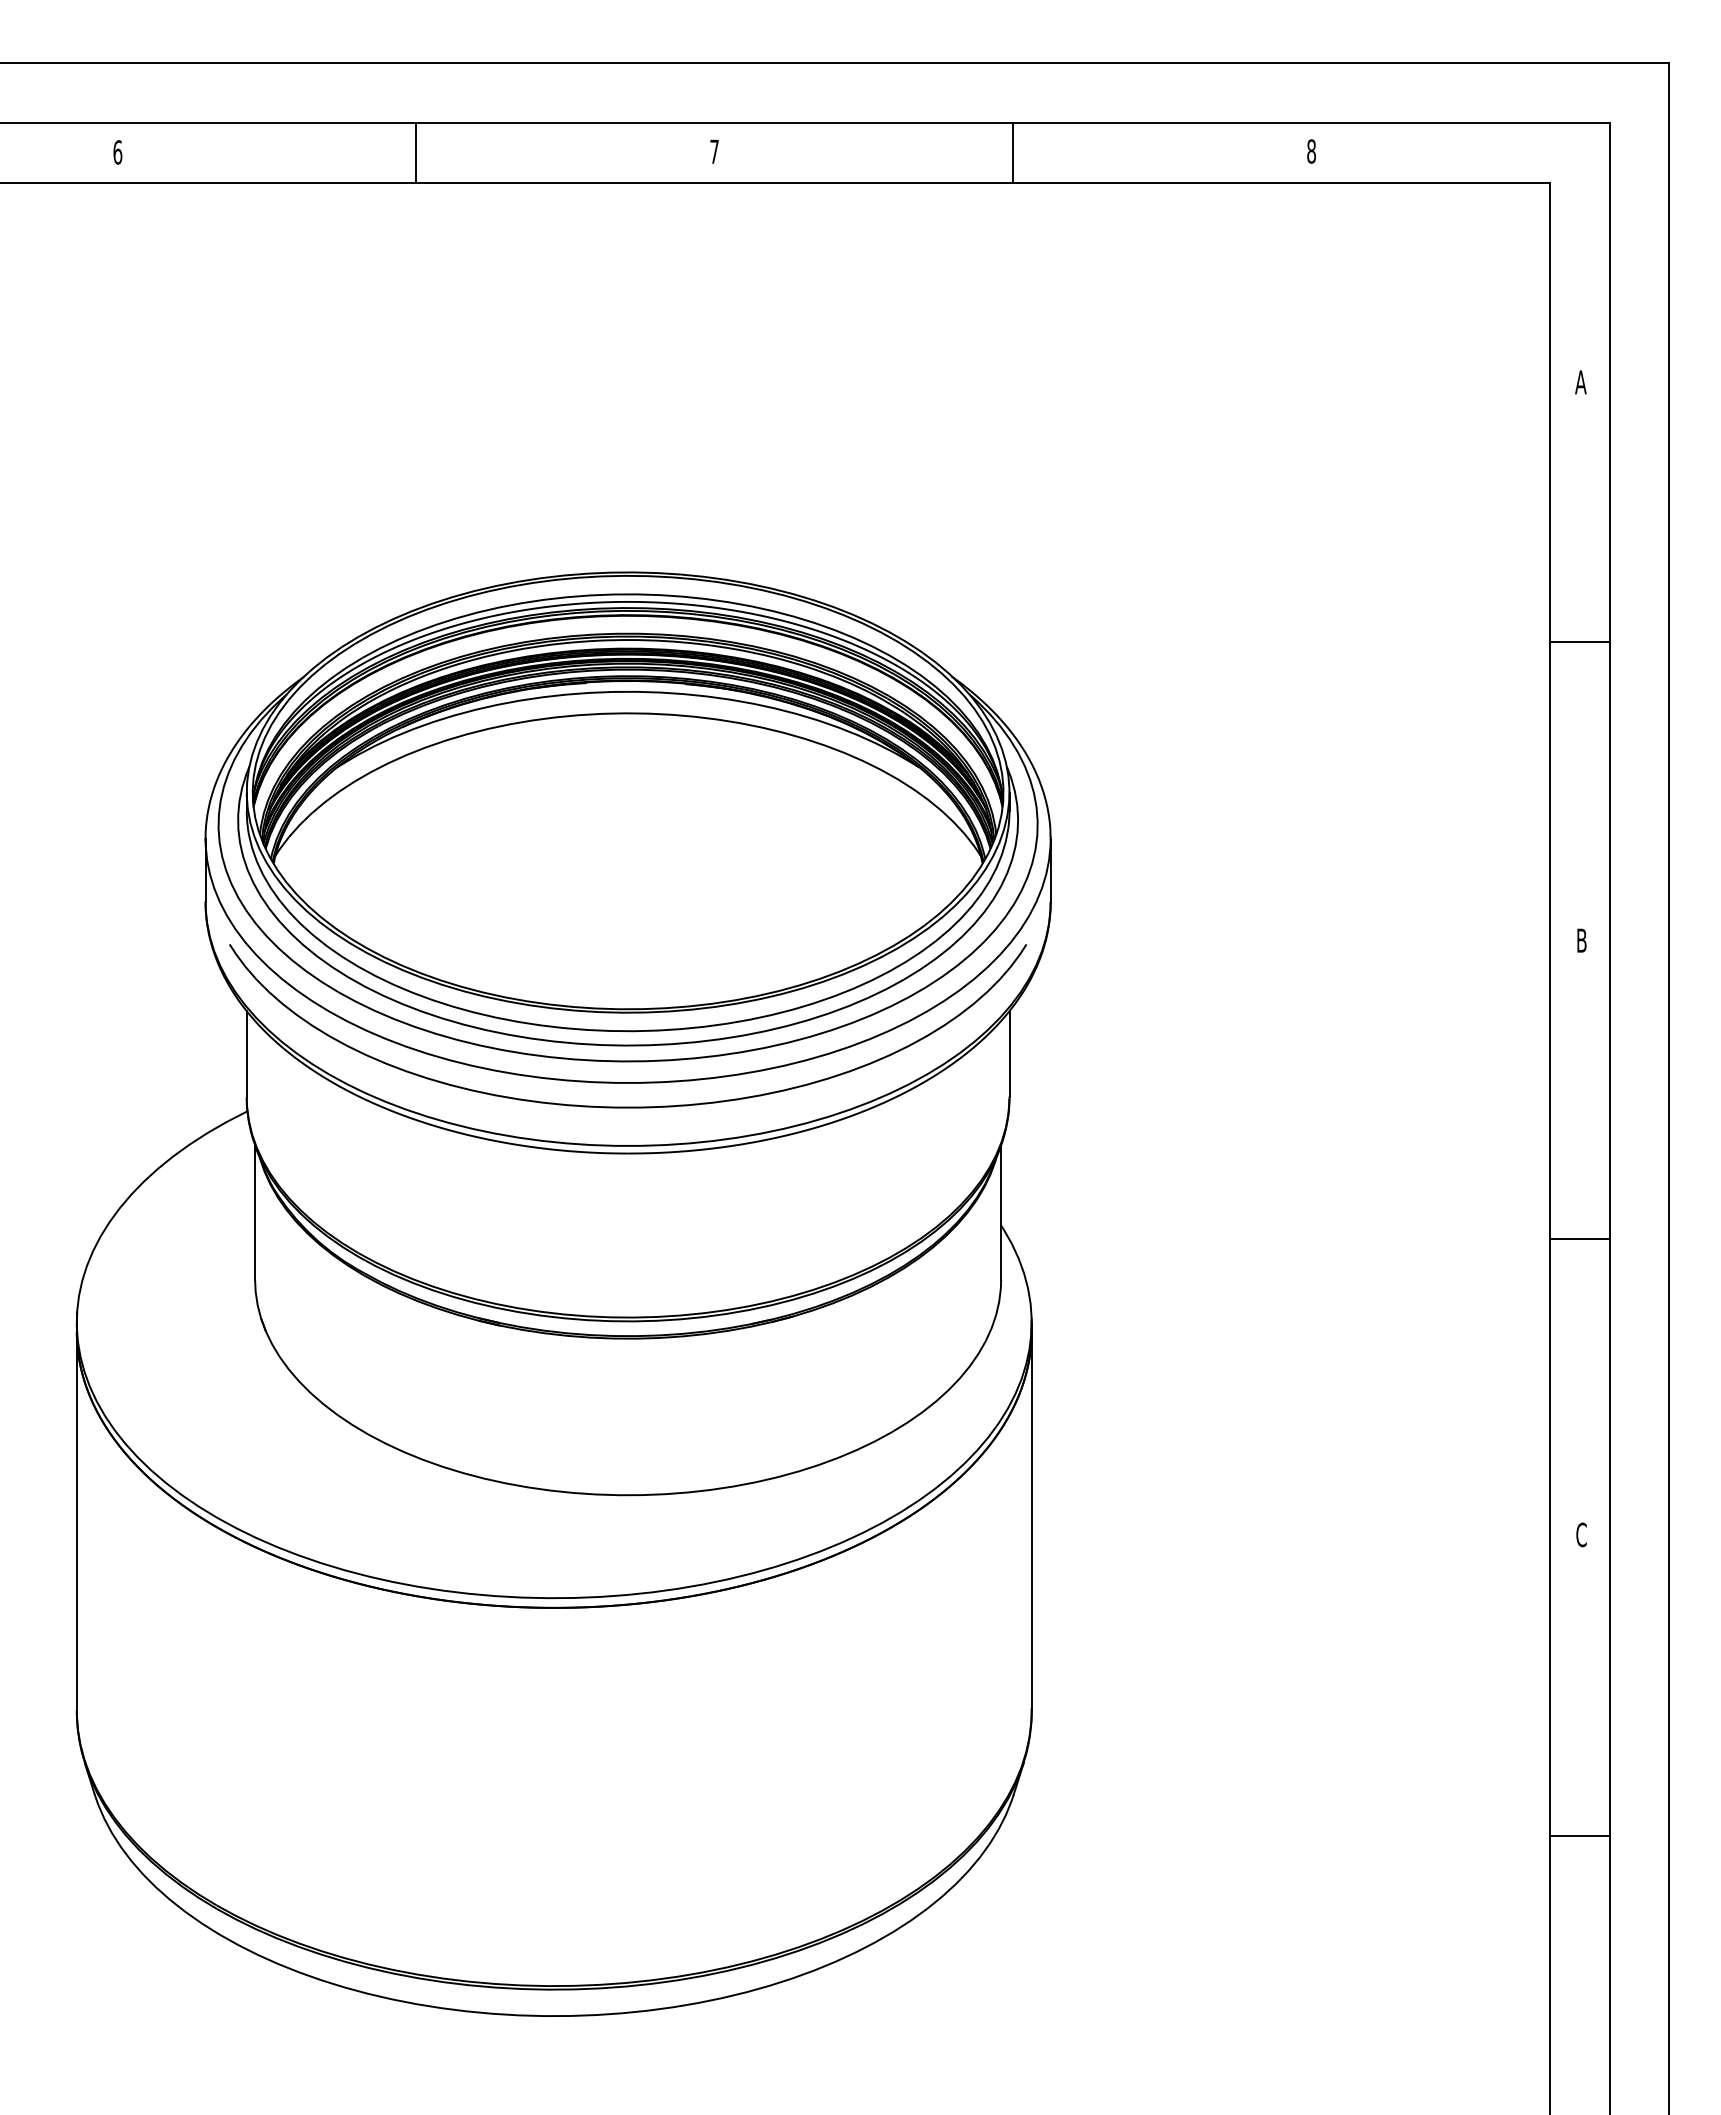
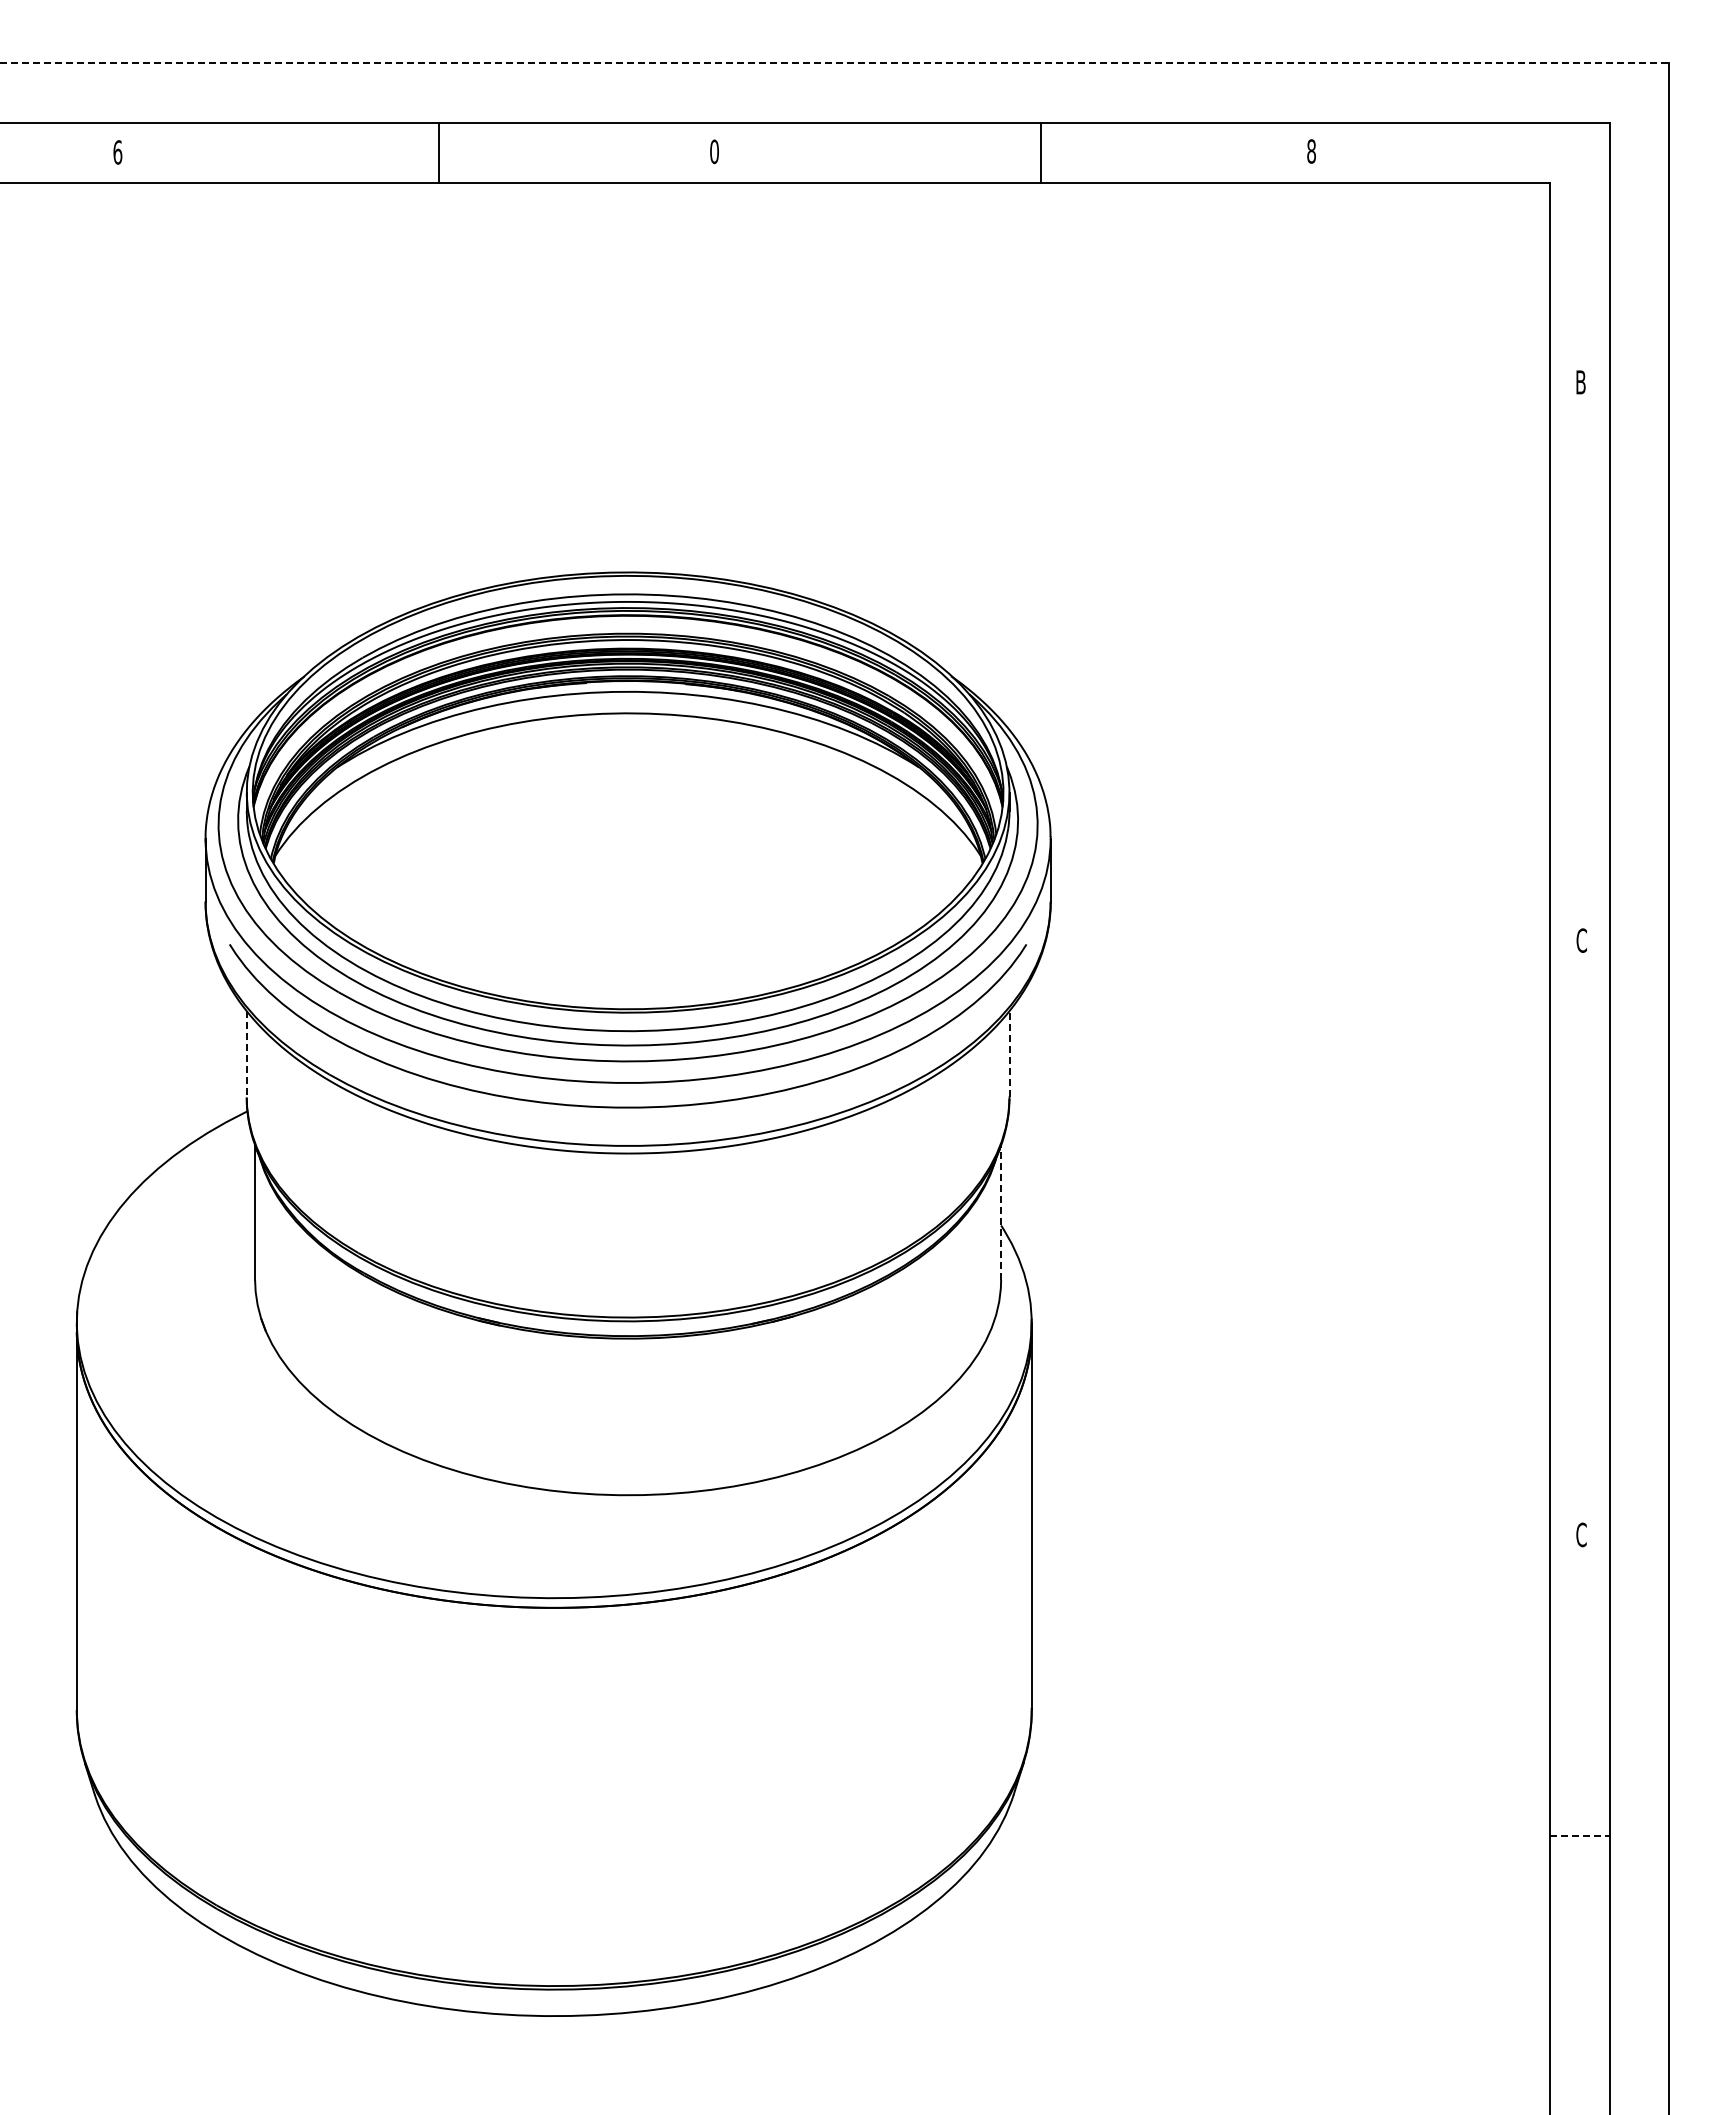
line: solid -> dashed (835, 63)
text: 7 -> 0 (714, 151)
line position: (415, 152) -> (438, 152) (438, 152)
line position: (1012, 152) -> (1040, 152) (1040, 152)
text: A -> B (1580, 382)
line: present -> none (1579, 642)
text: B -> C (1581, 940)
line: solid -> dashed (1009, 1053)
line: solid -> dashed (246, 1054)
line: solid -> dashed (1001, 1212)
line: present -> none (1579, 1239)
line: solid -> dashed (1579, 1836)
